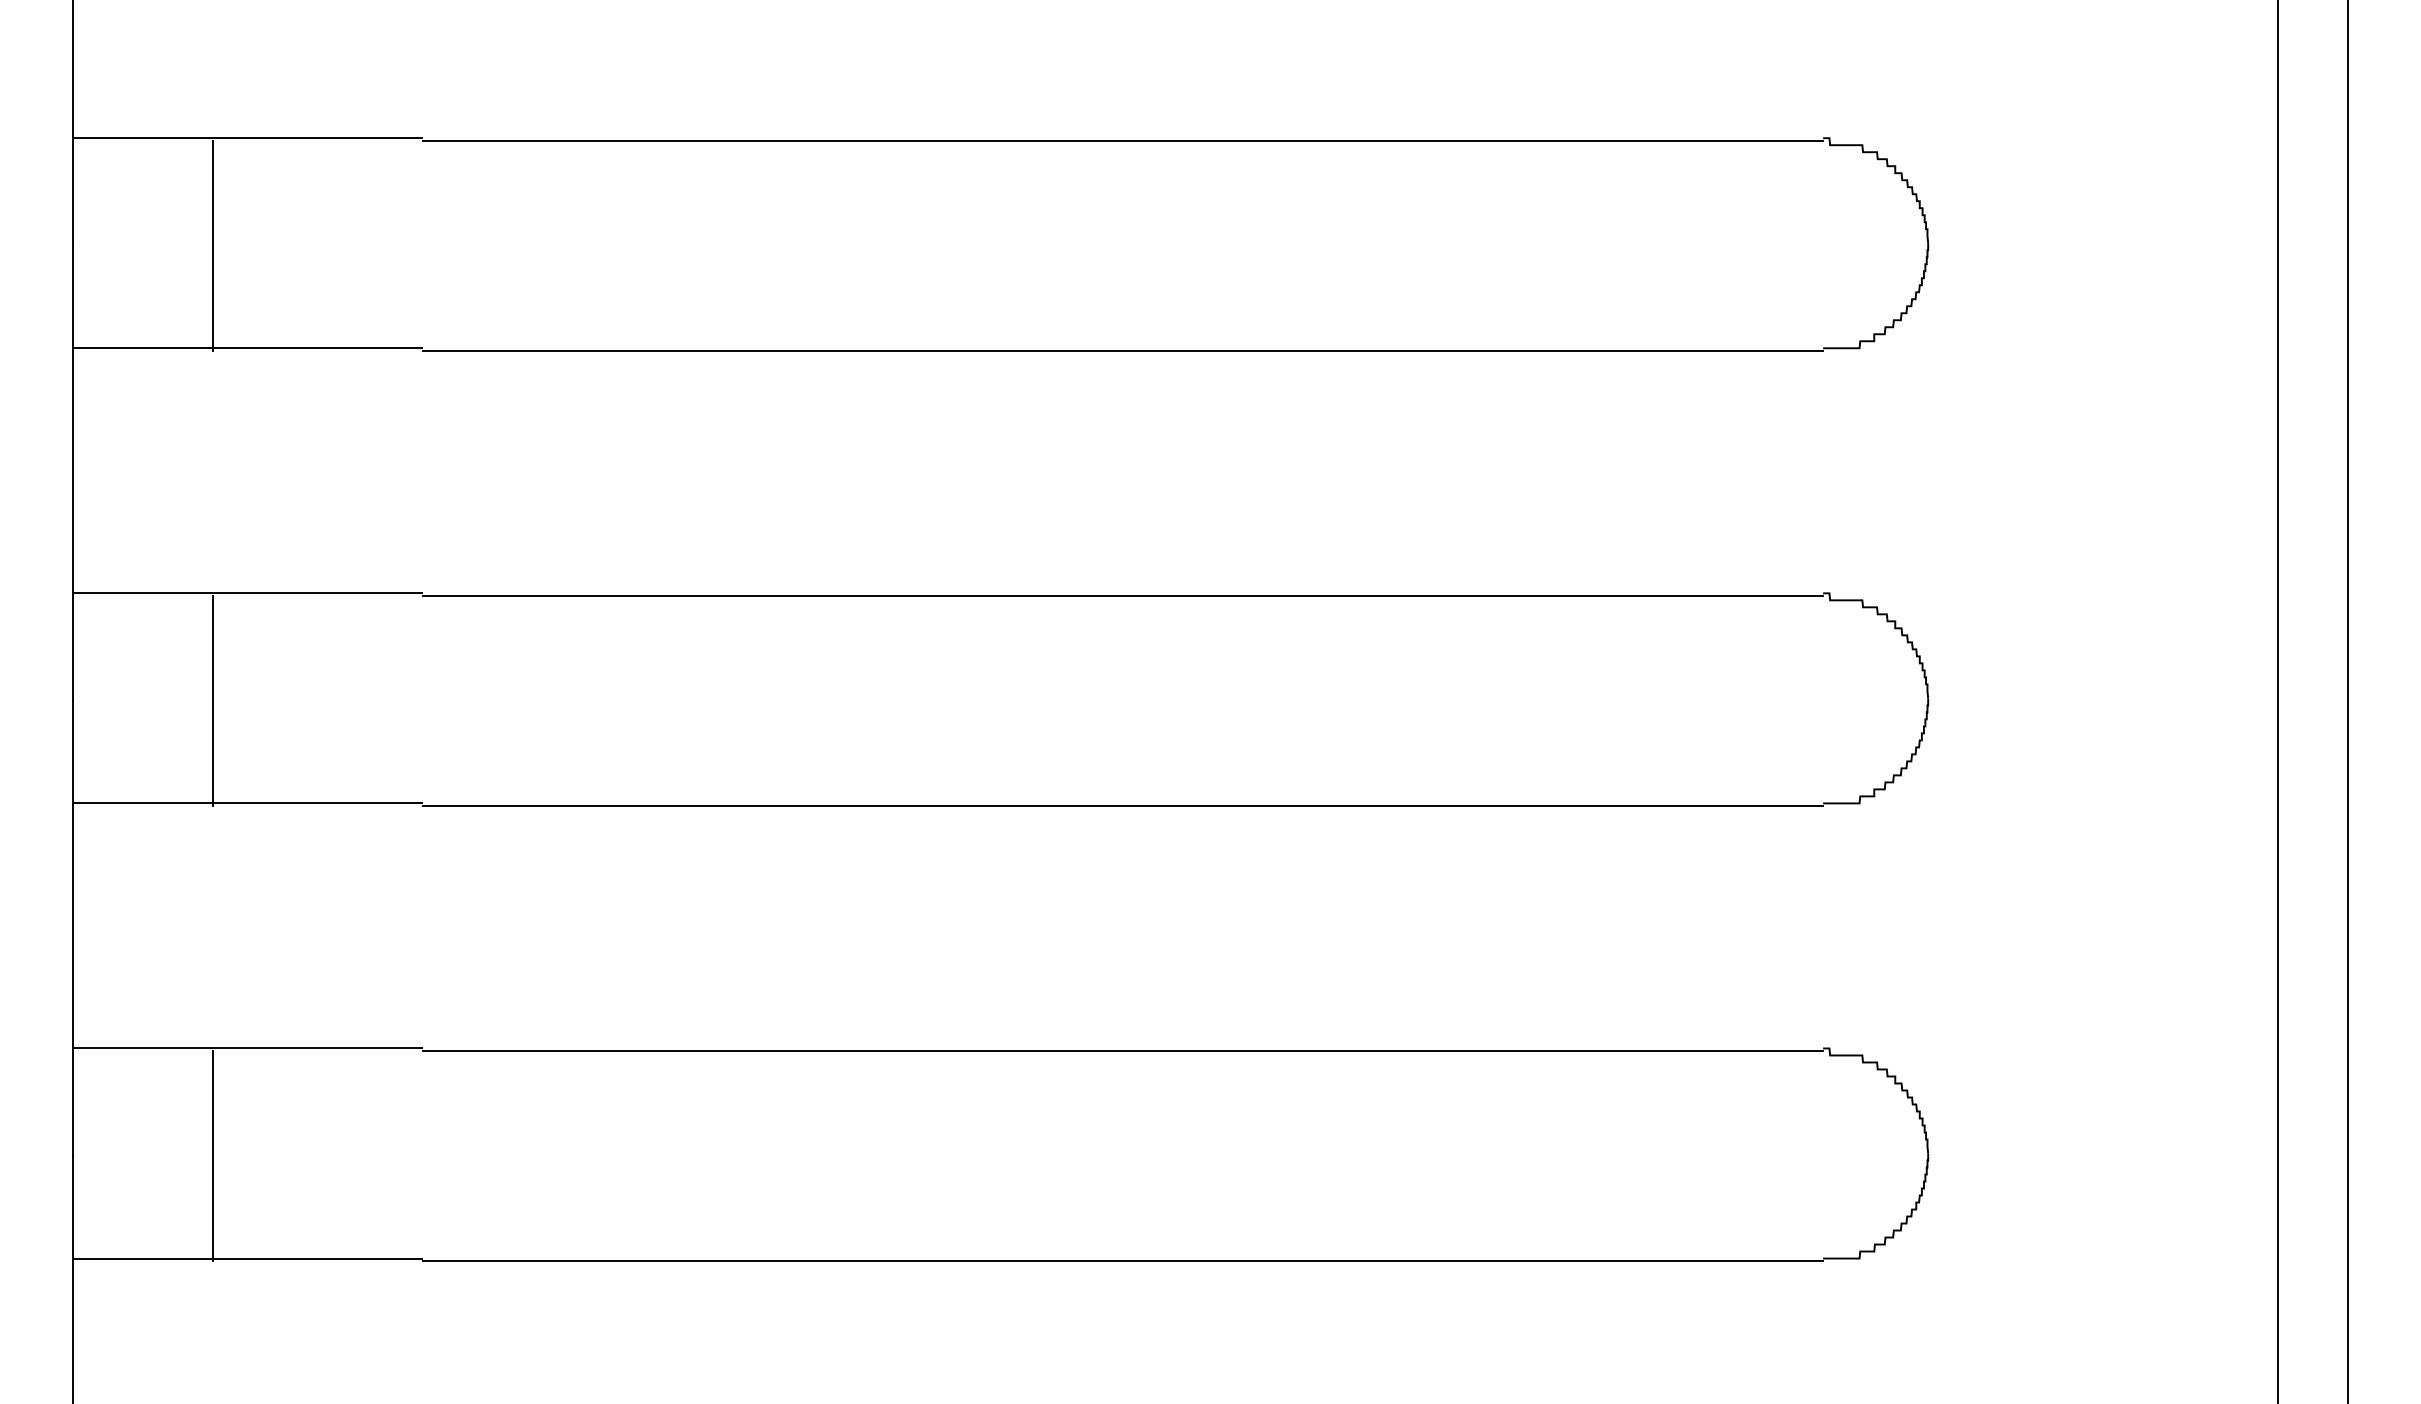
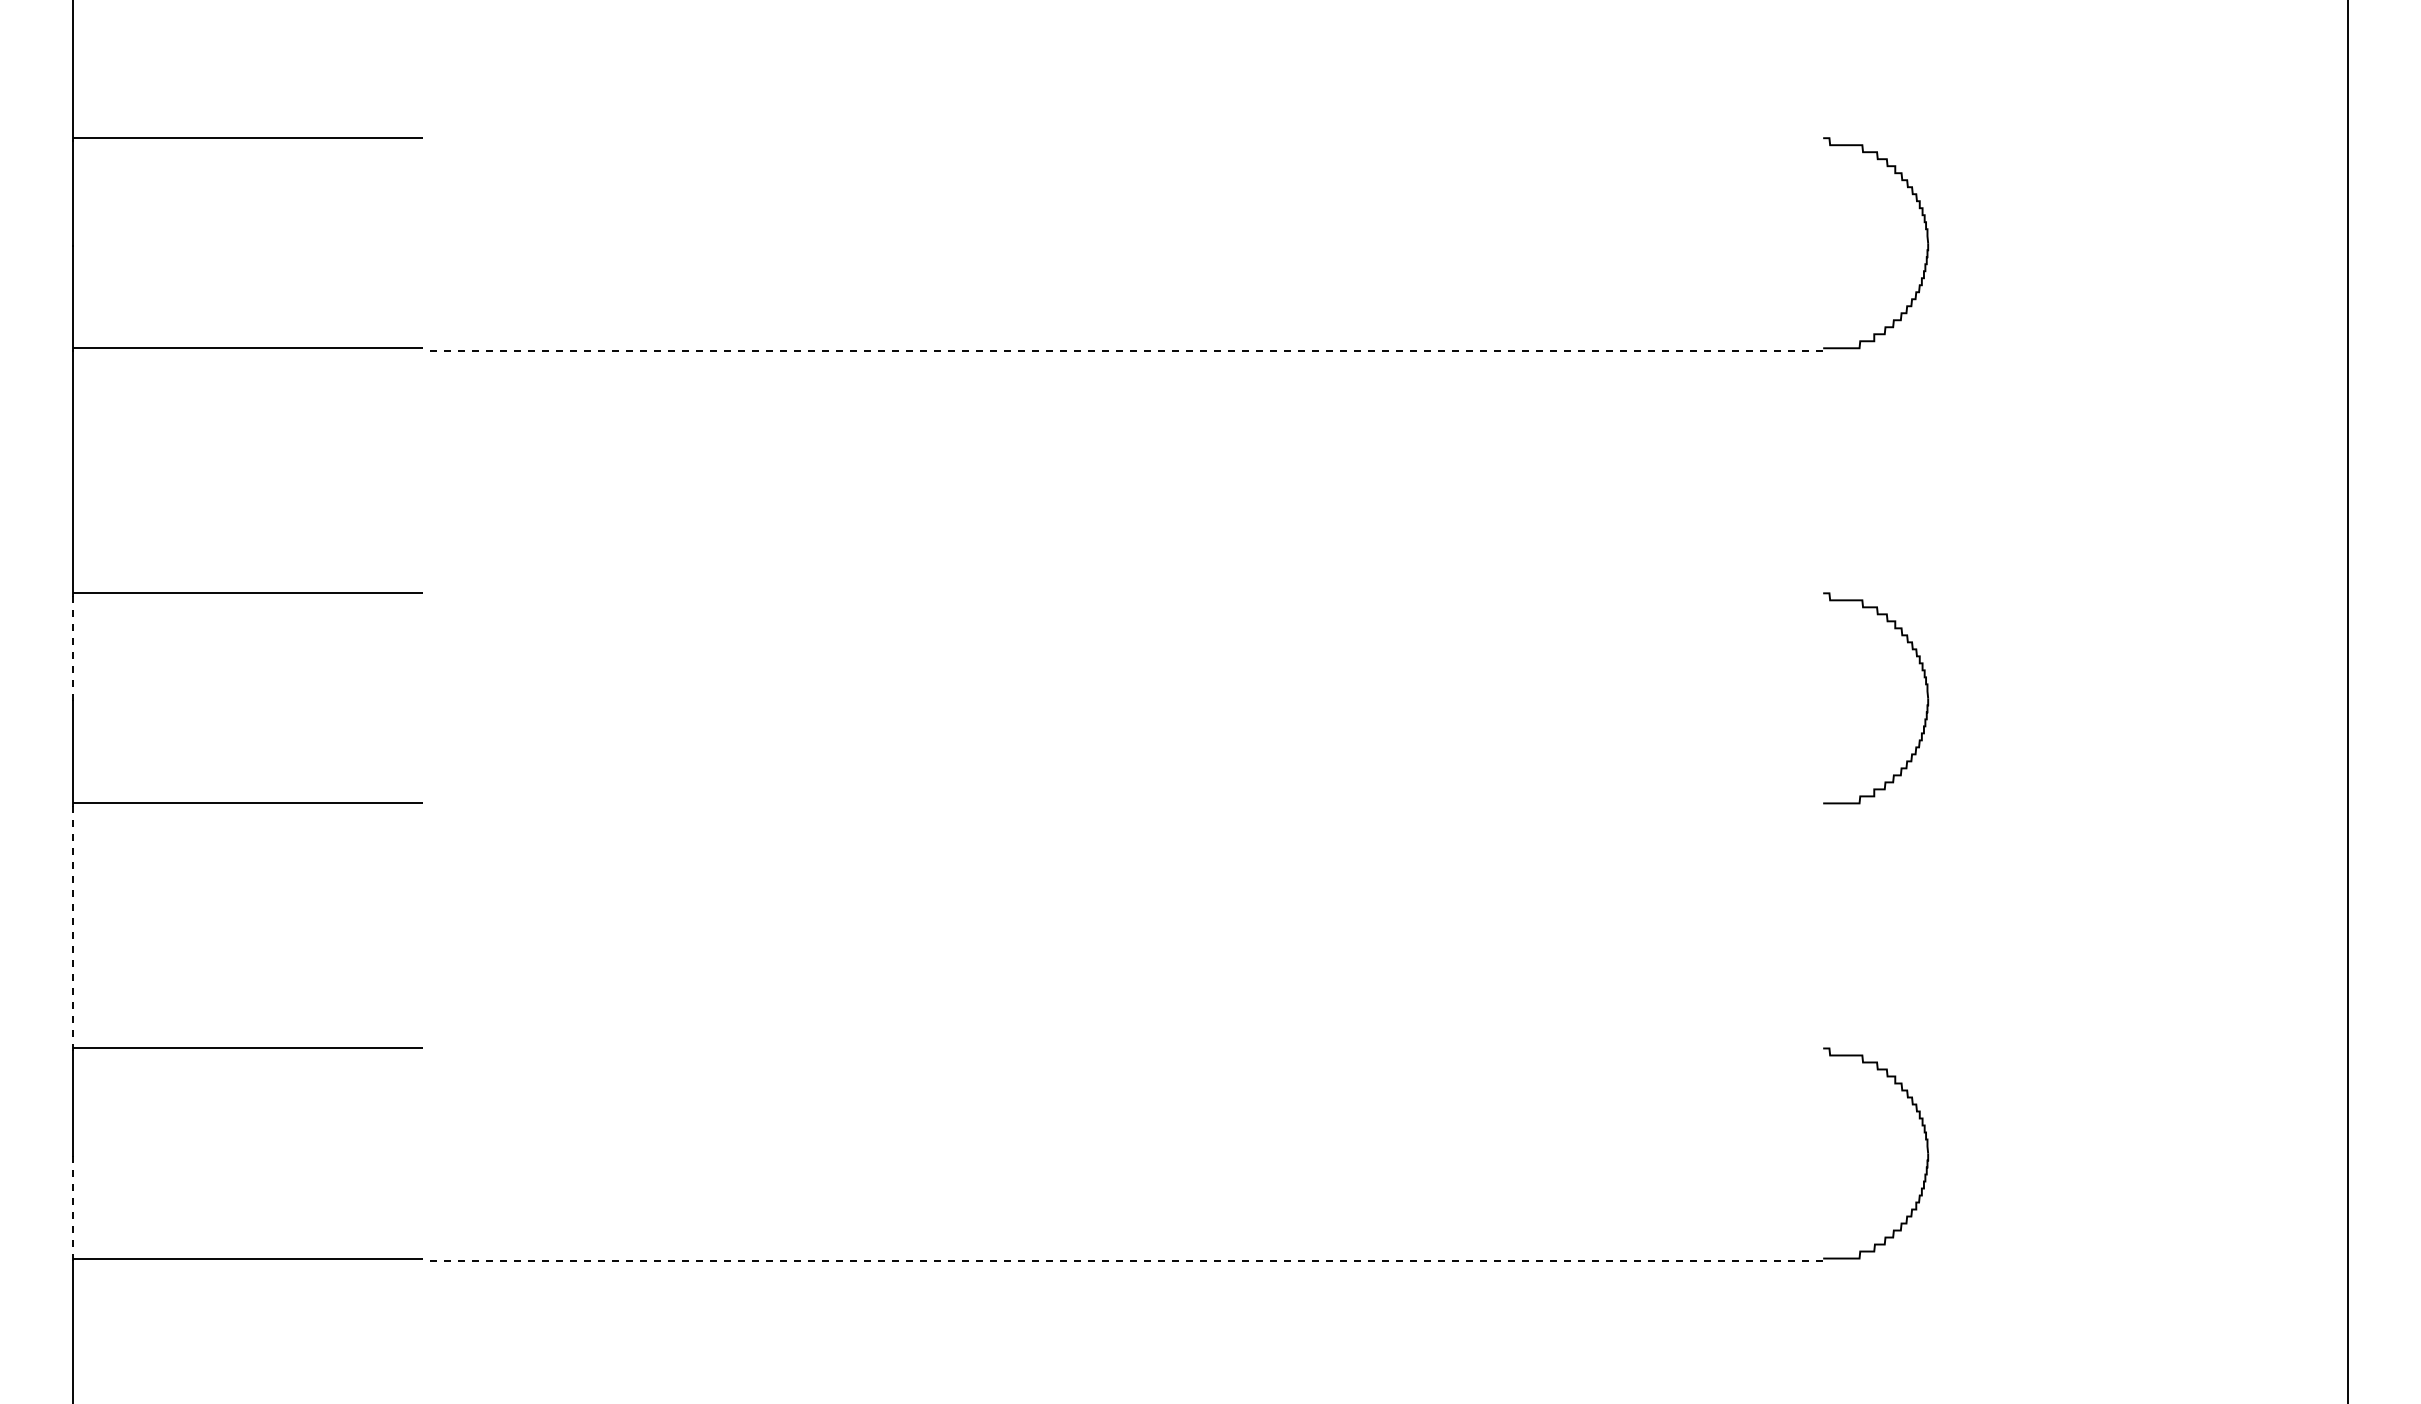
line: present -> none (1122, 141)
line: present -> none (212, 246)
line: solid -> dashed (1122, 351)
line: present -> none (1122, 596)
line: solid -> dashed (72, 648)
line: present -> none (212, 701)
line: present -> none (2278, 701)
line: present -> none (1122, 806)
line: solid -> dashed (72, 928)
line: present -> none (1122, 1051)
line: present -> none (212, 1156)
line: solid -> dashed (72, 1208)
line: solid -> dashed (1122, 1261)
